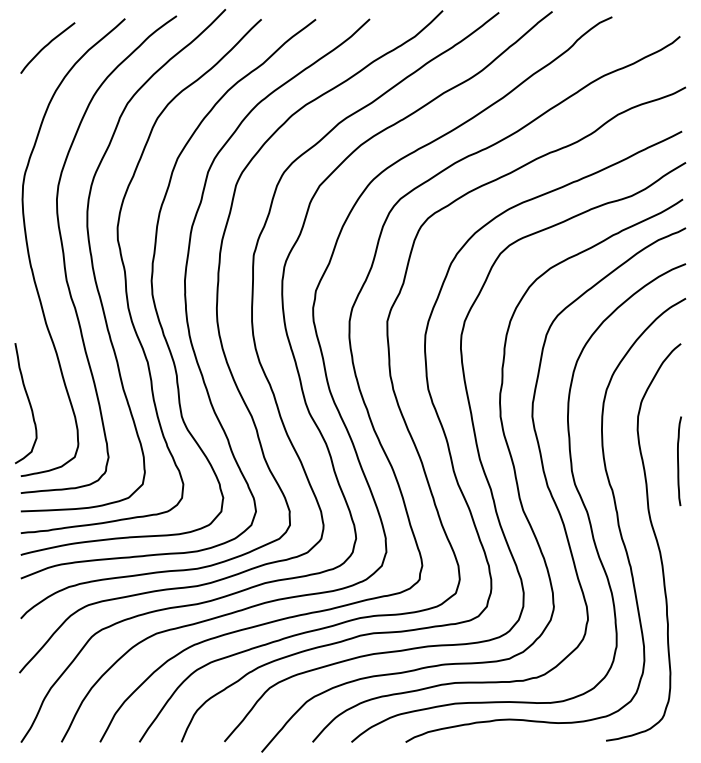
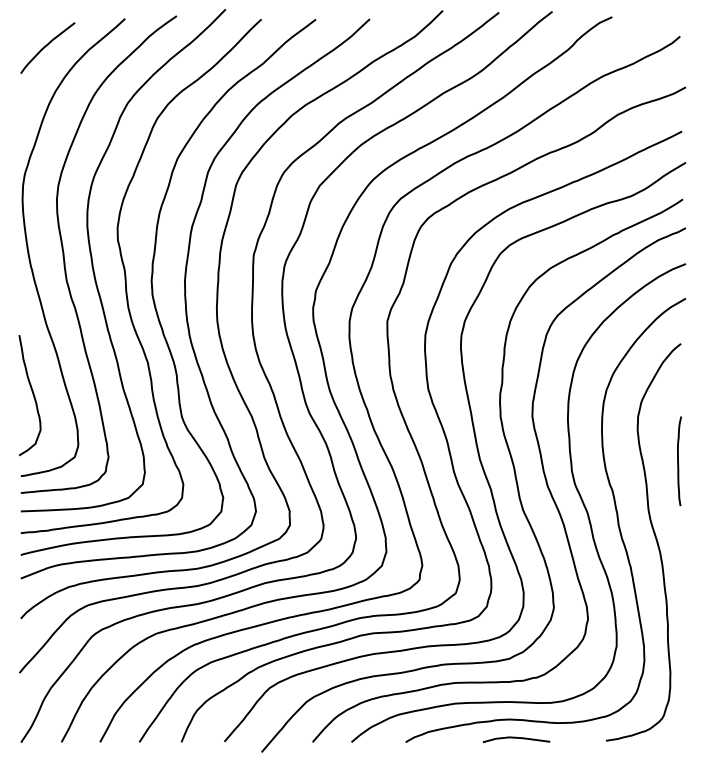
curve position: (28, 402) -> (32, 394) (32, 394)
line: none -> present (516, 738)
